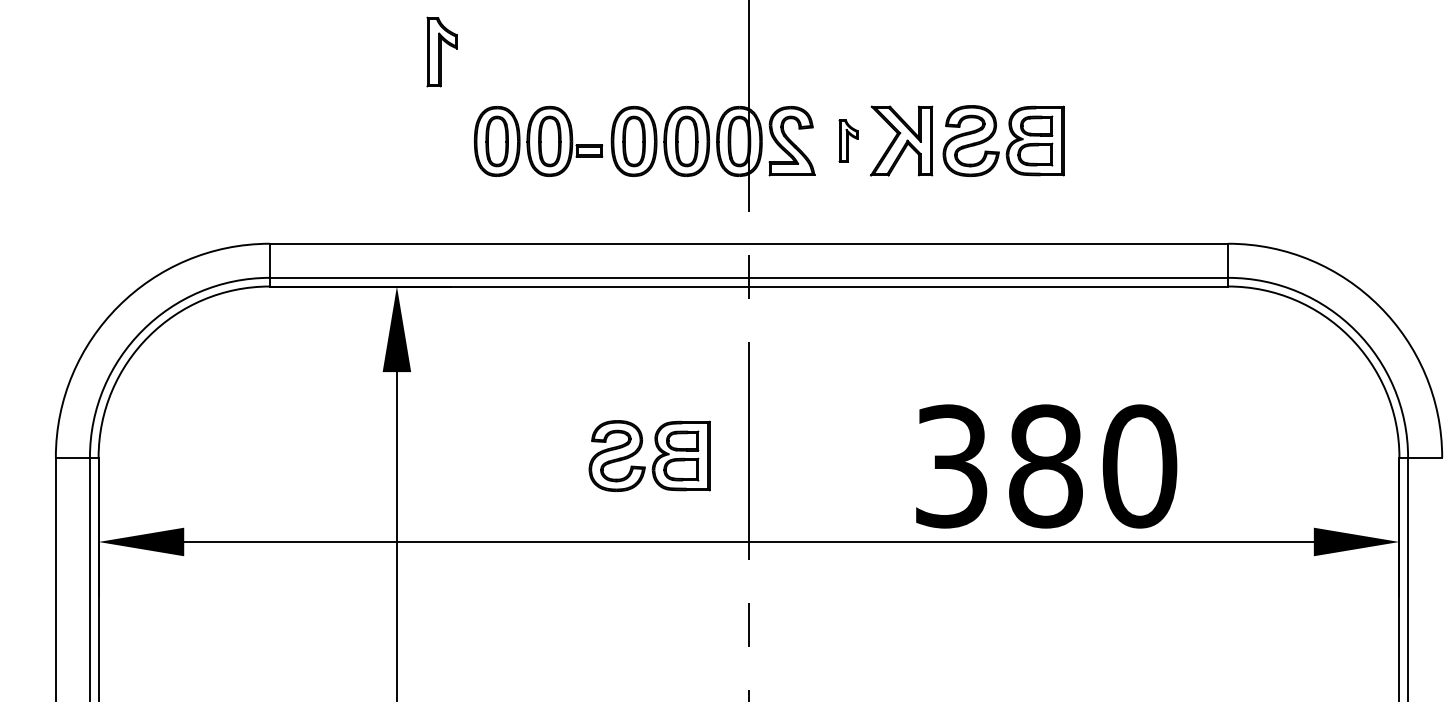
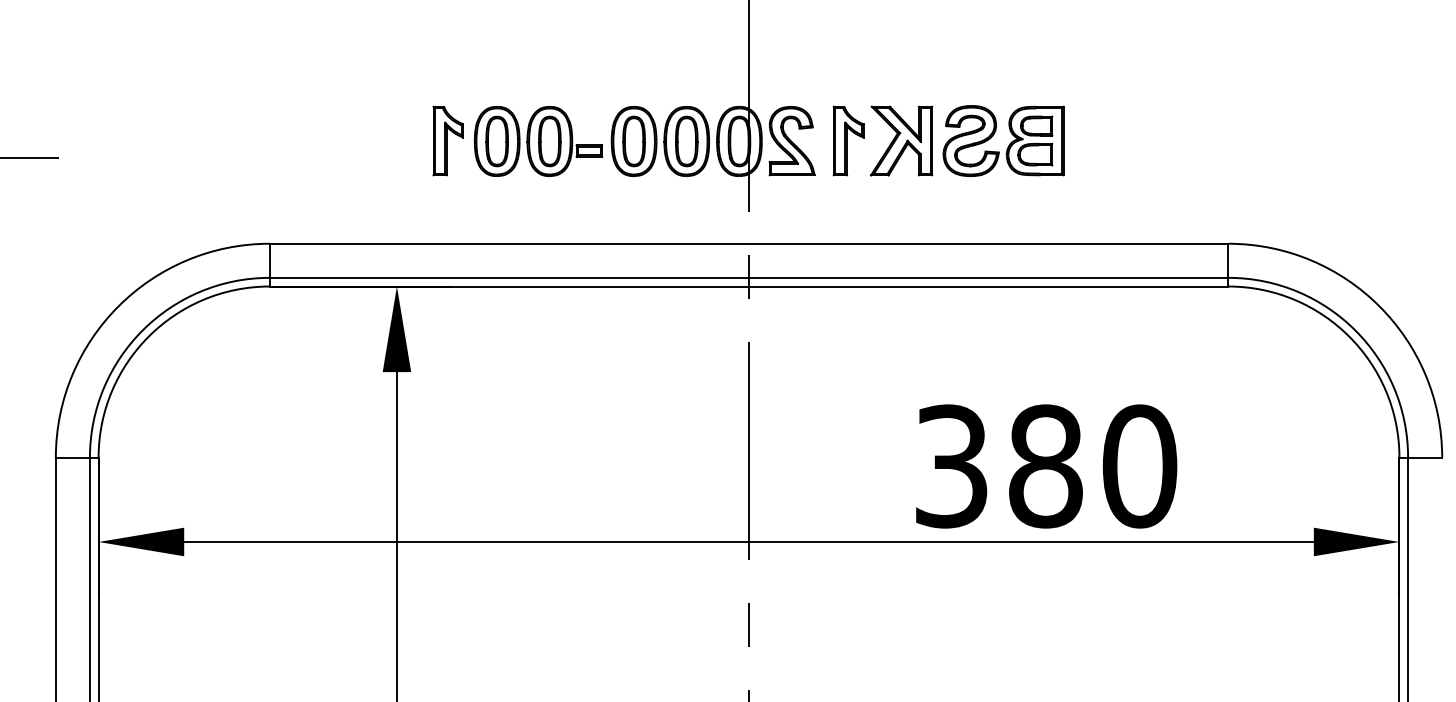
part position: (441, 51) -> (447, 140) (447, 140)
part size: 21x44 px -> 33x72 px (848, 140)
line: none -> present (30, 158)
part: present -> none (655, 458)
